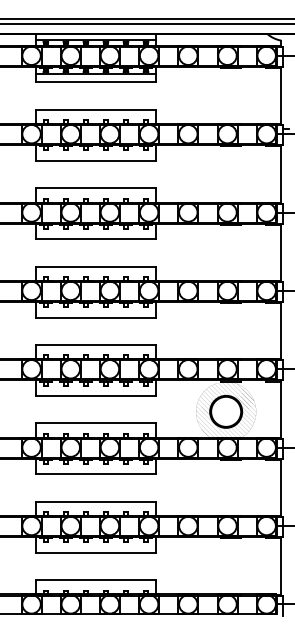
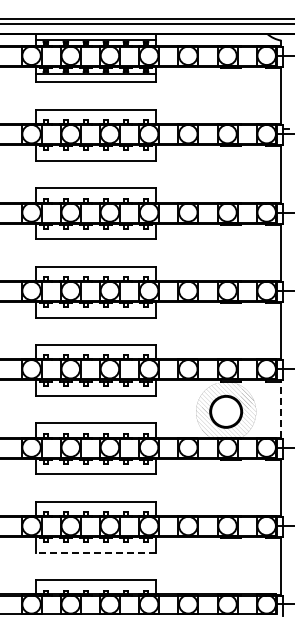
line: solid -> dashed (281, 409)
line: solid -> dashed (95, 552)
